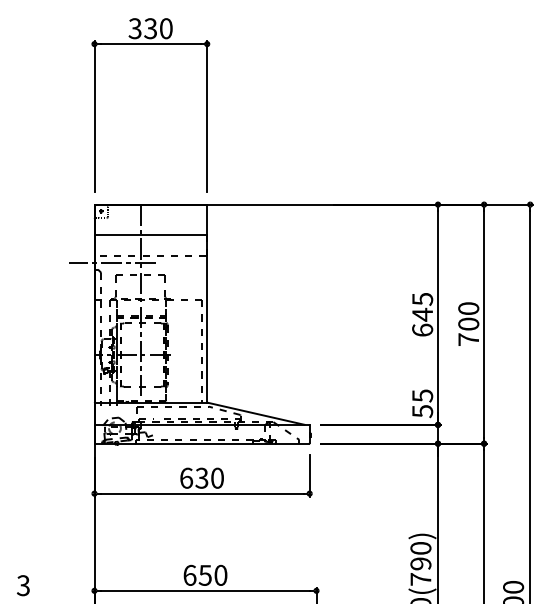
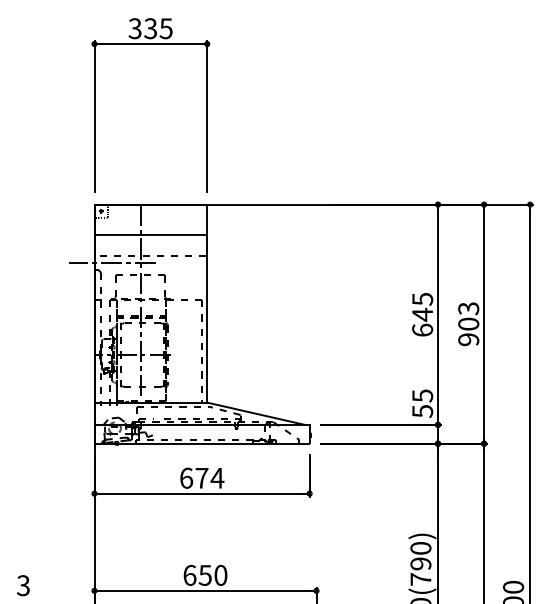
text: 330 -> 335 (165, 28)
text: 700 -> 903 (468, 324)
text: 630 -> 674 (209, 477)
